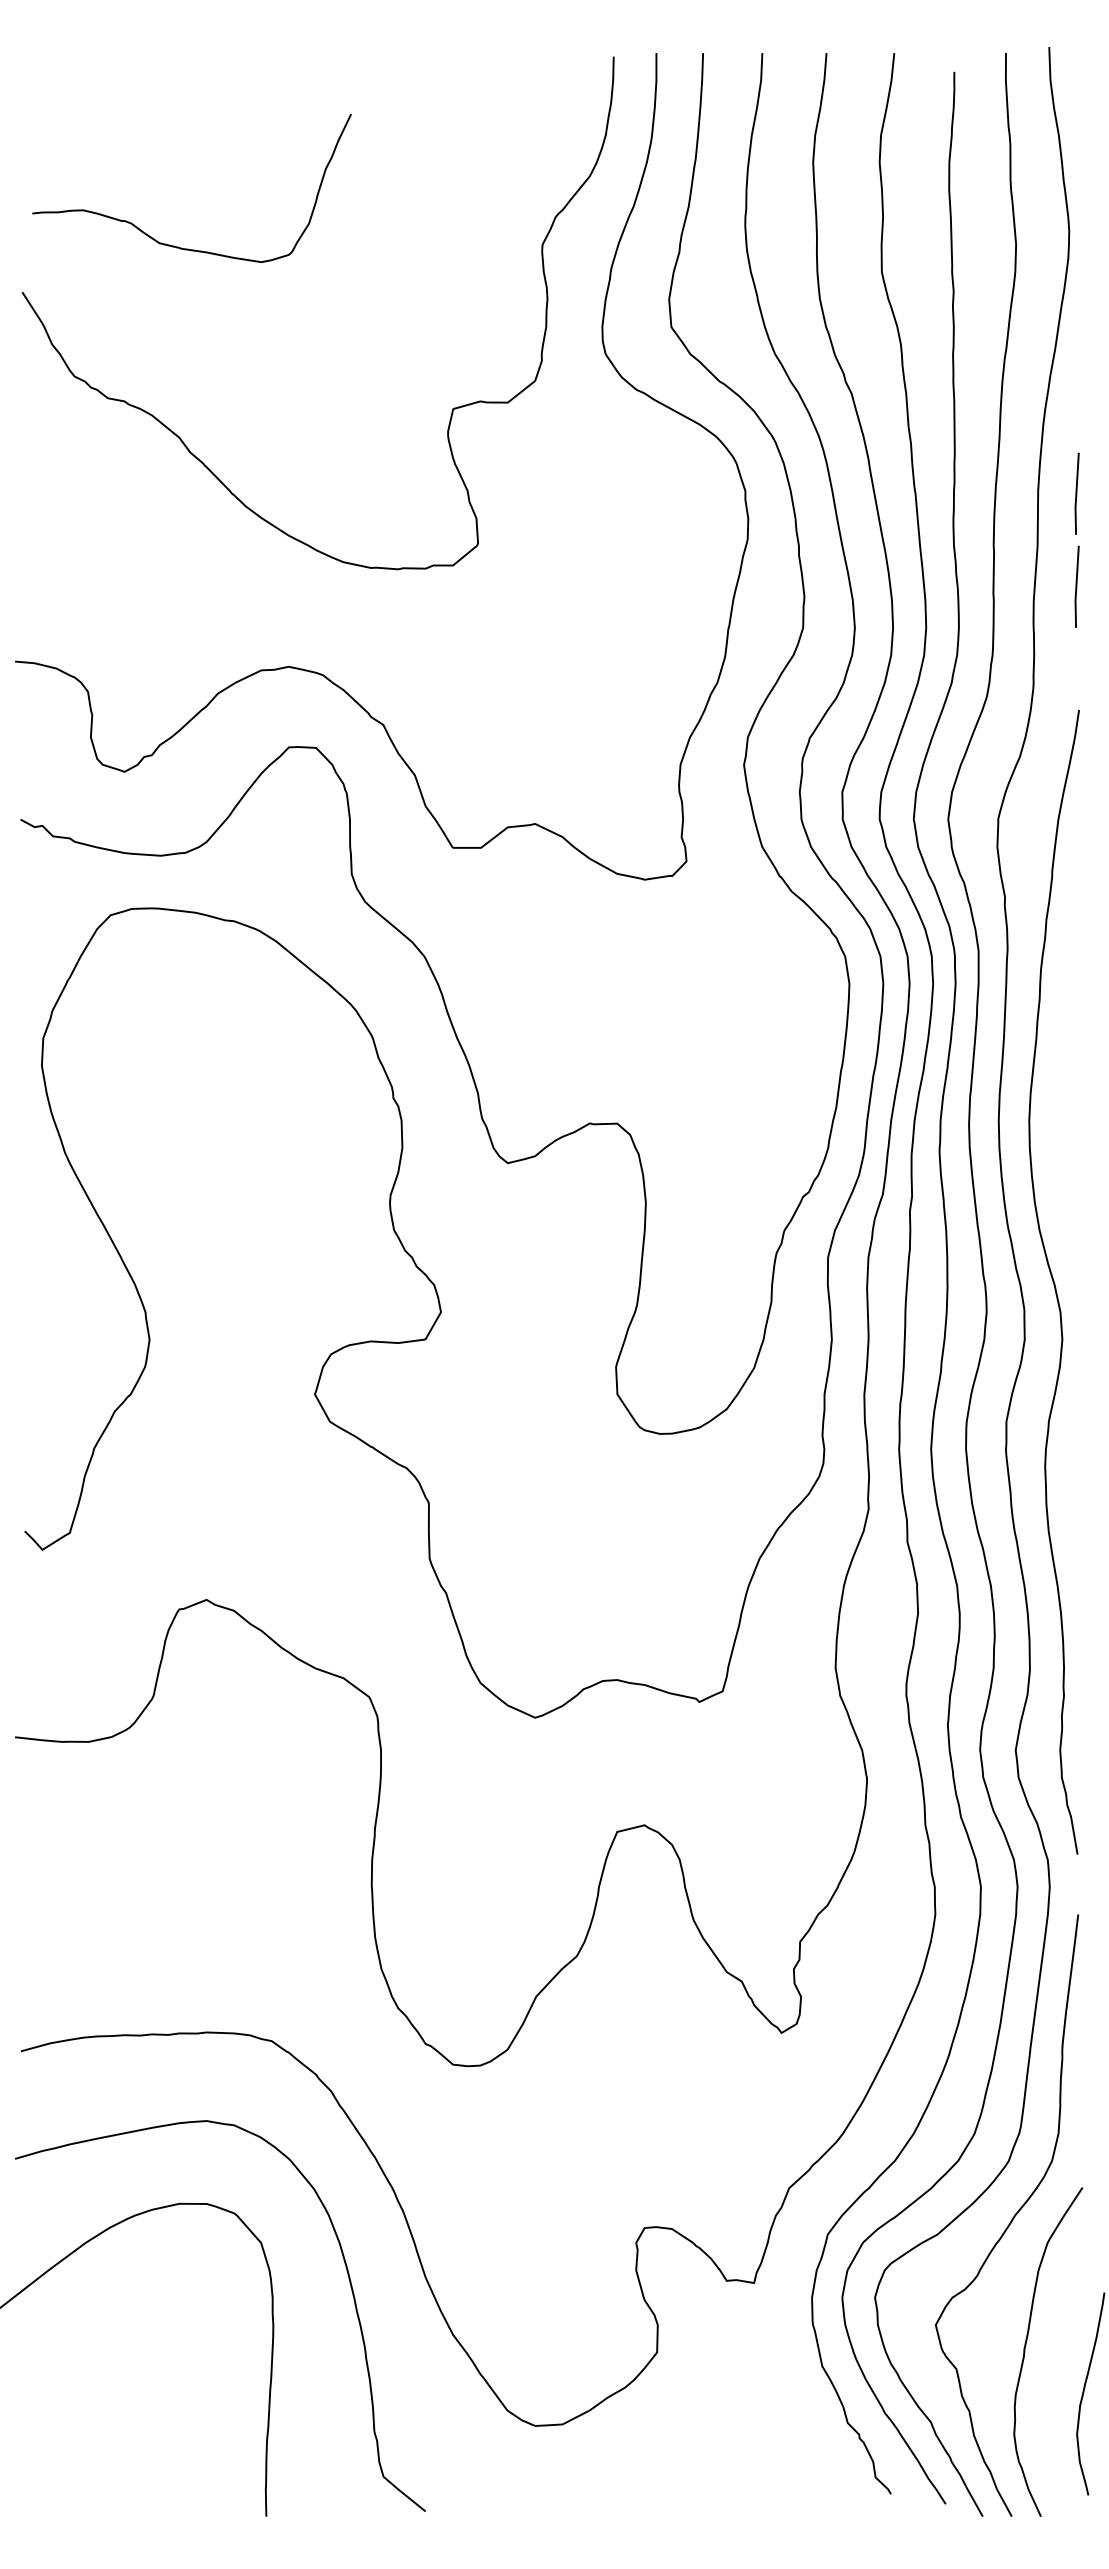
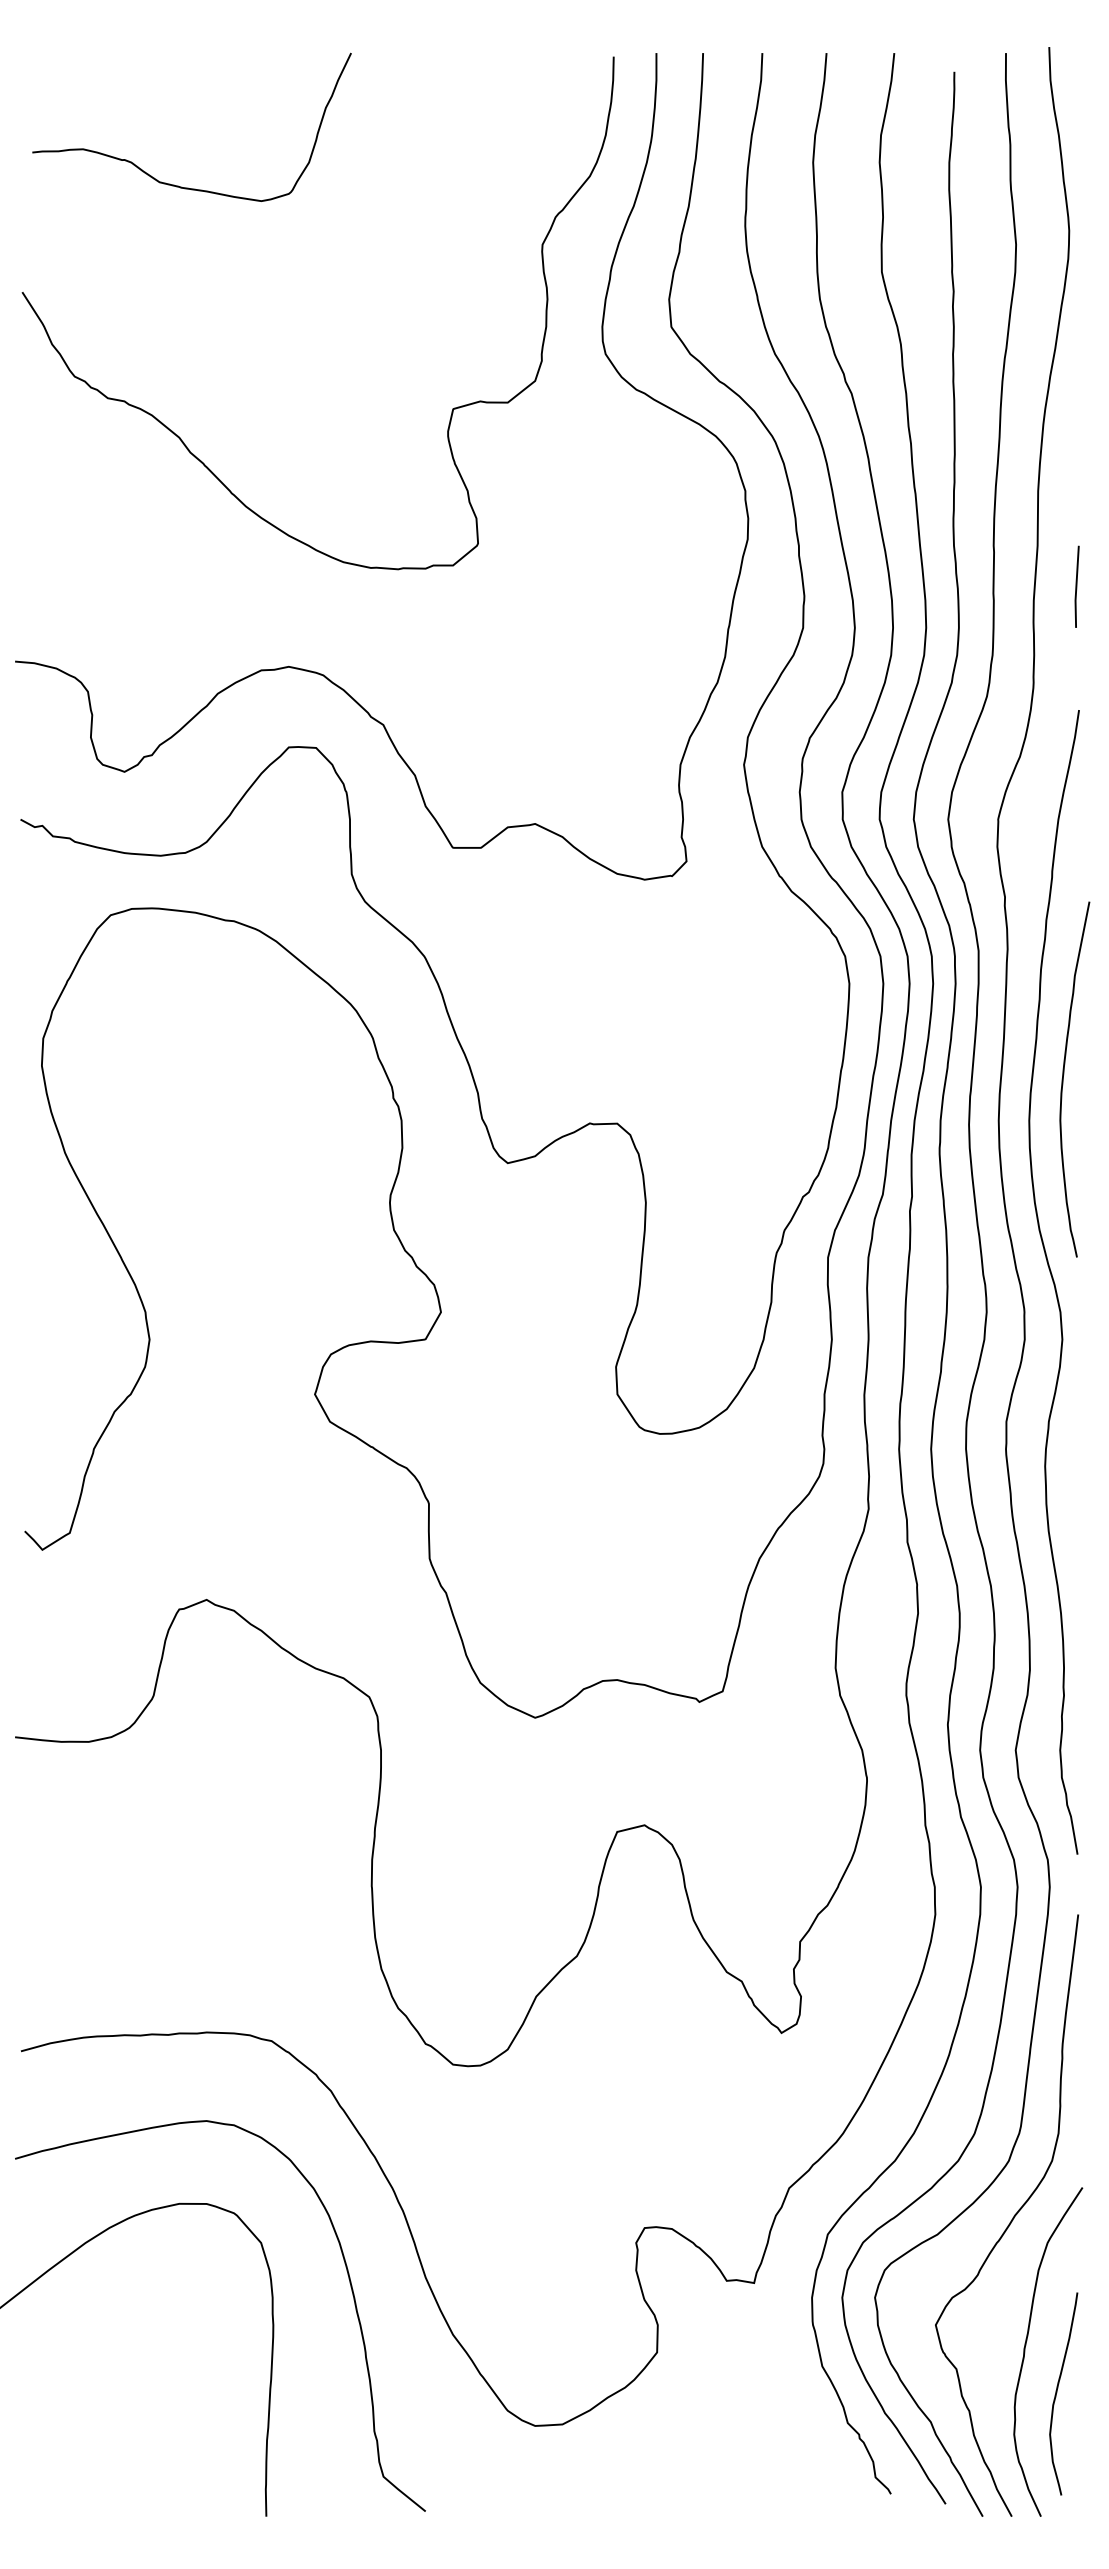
curve position: (178, 246) -> (178, 185) (178, 185)
line: present -> none (1076, 493)
curve: none -> present (1063, 1079)
curve position: (1084, 2392) -> (1057, 2392) (1057, 2392)
